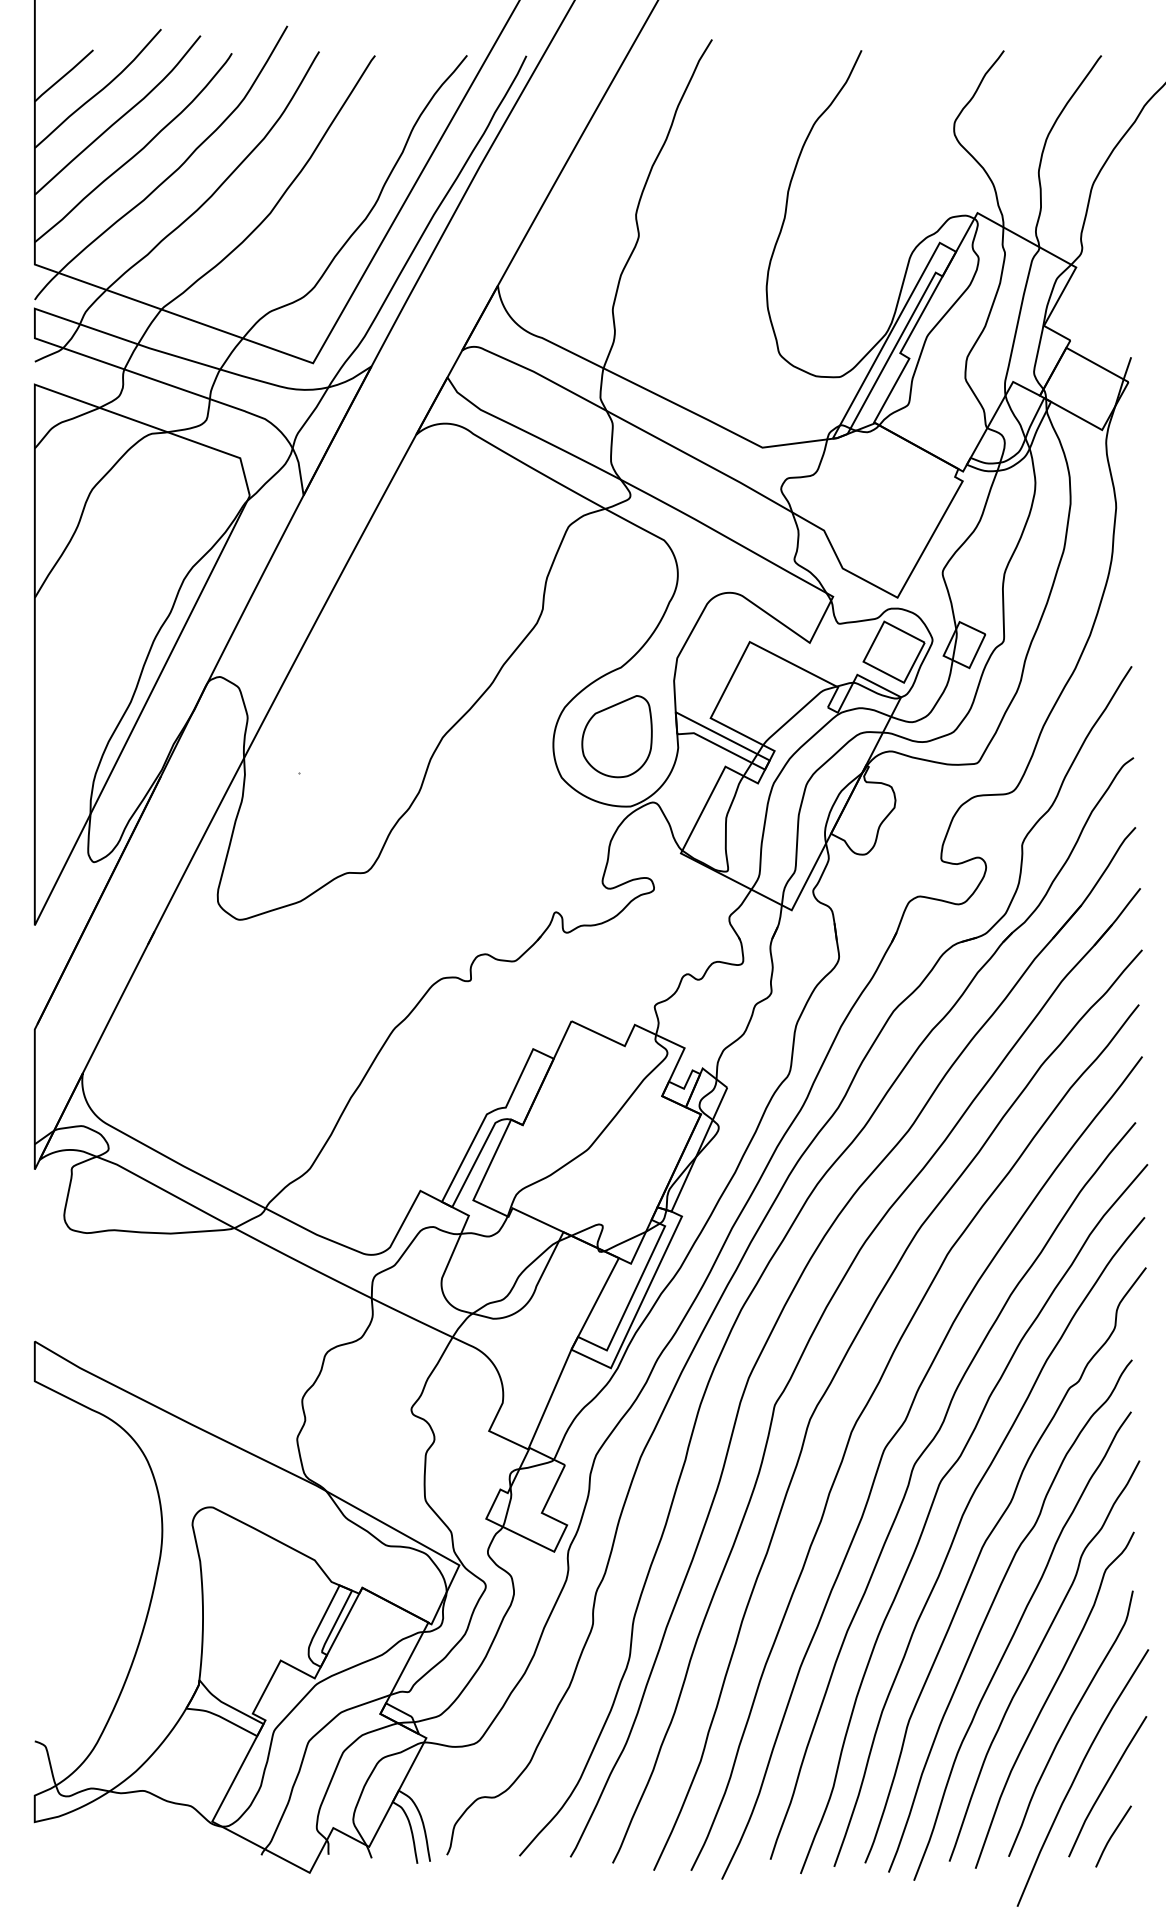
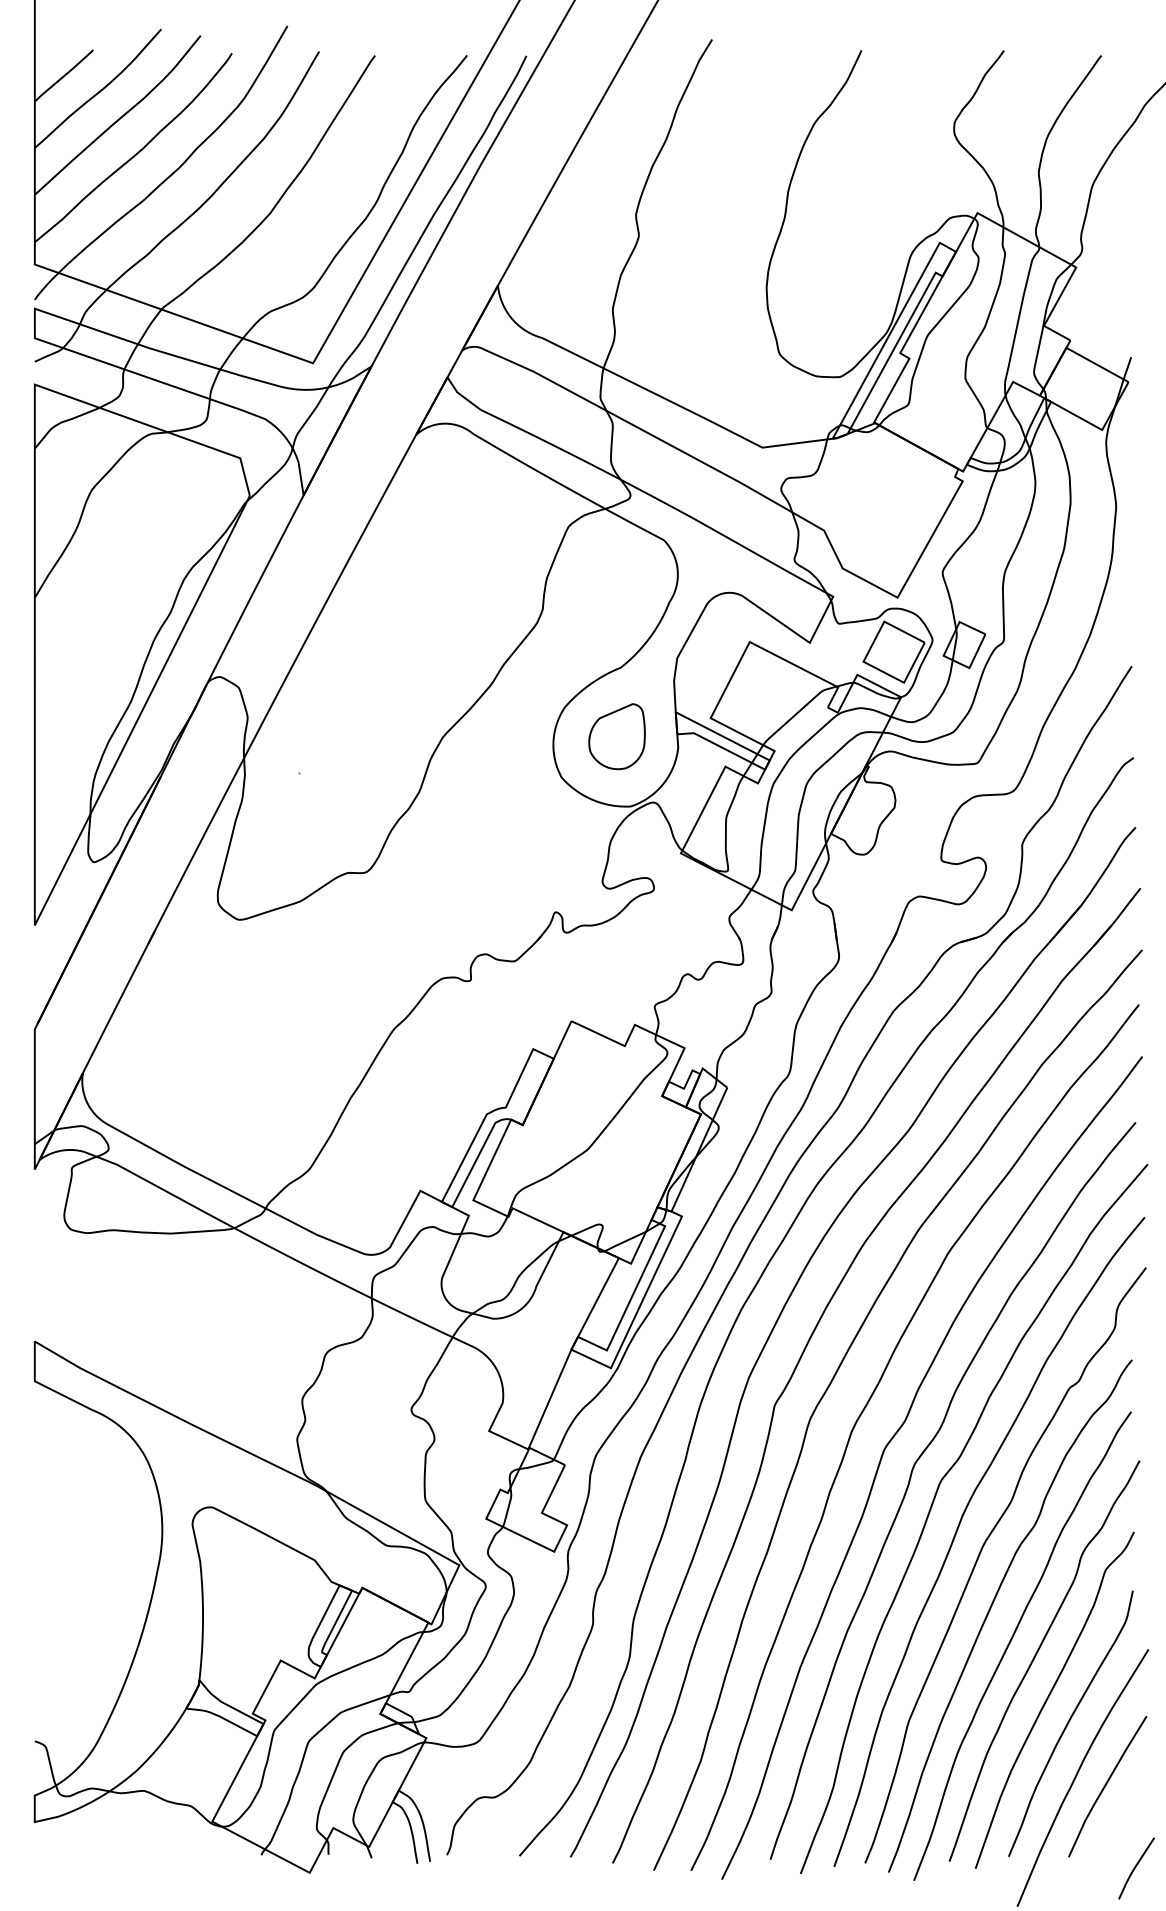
part size: 72x84 px -> 58x68 px (616, 736)
line position: (1113, 1835) -> (1136, 1867) (1136, 1867)
